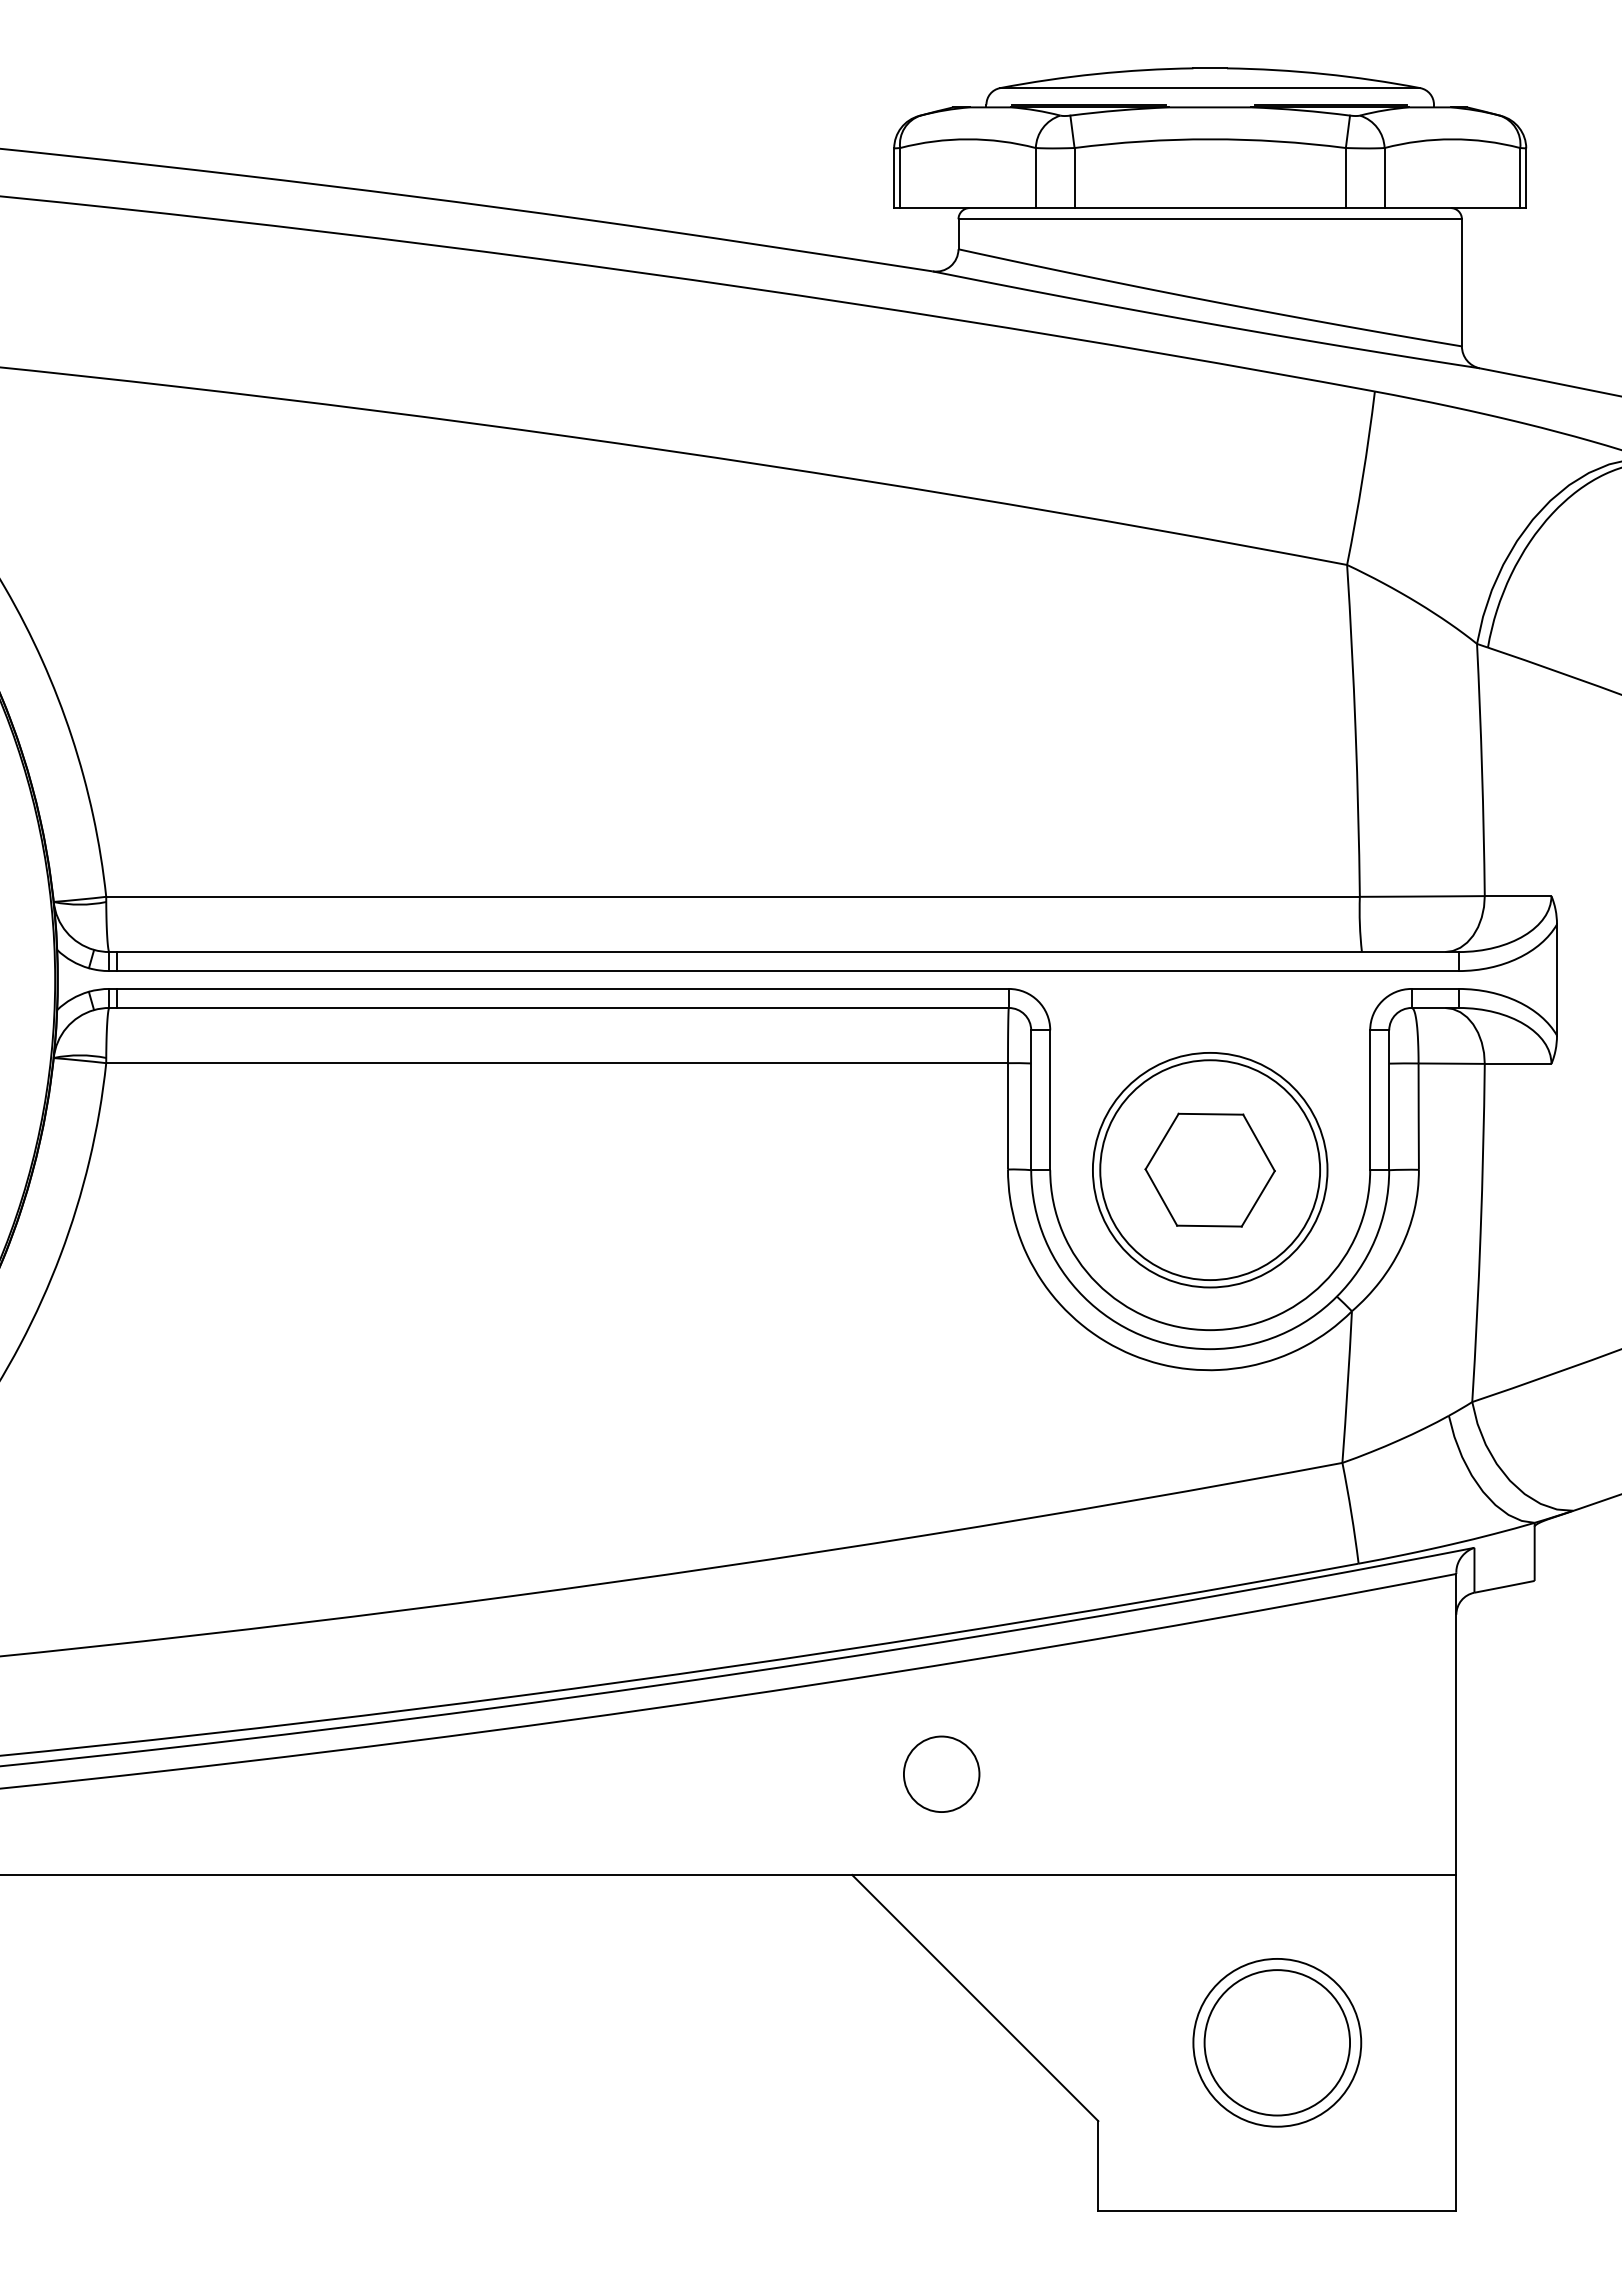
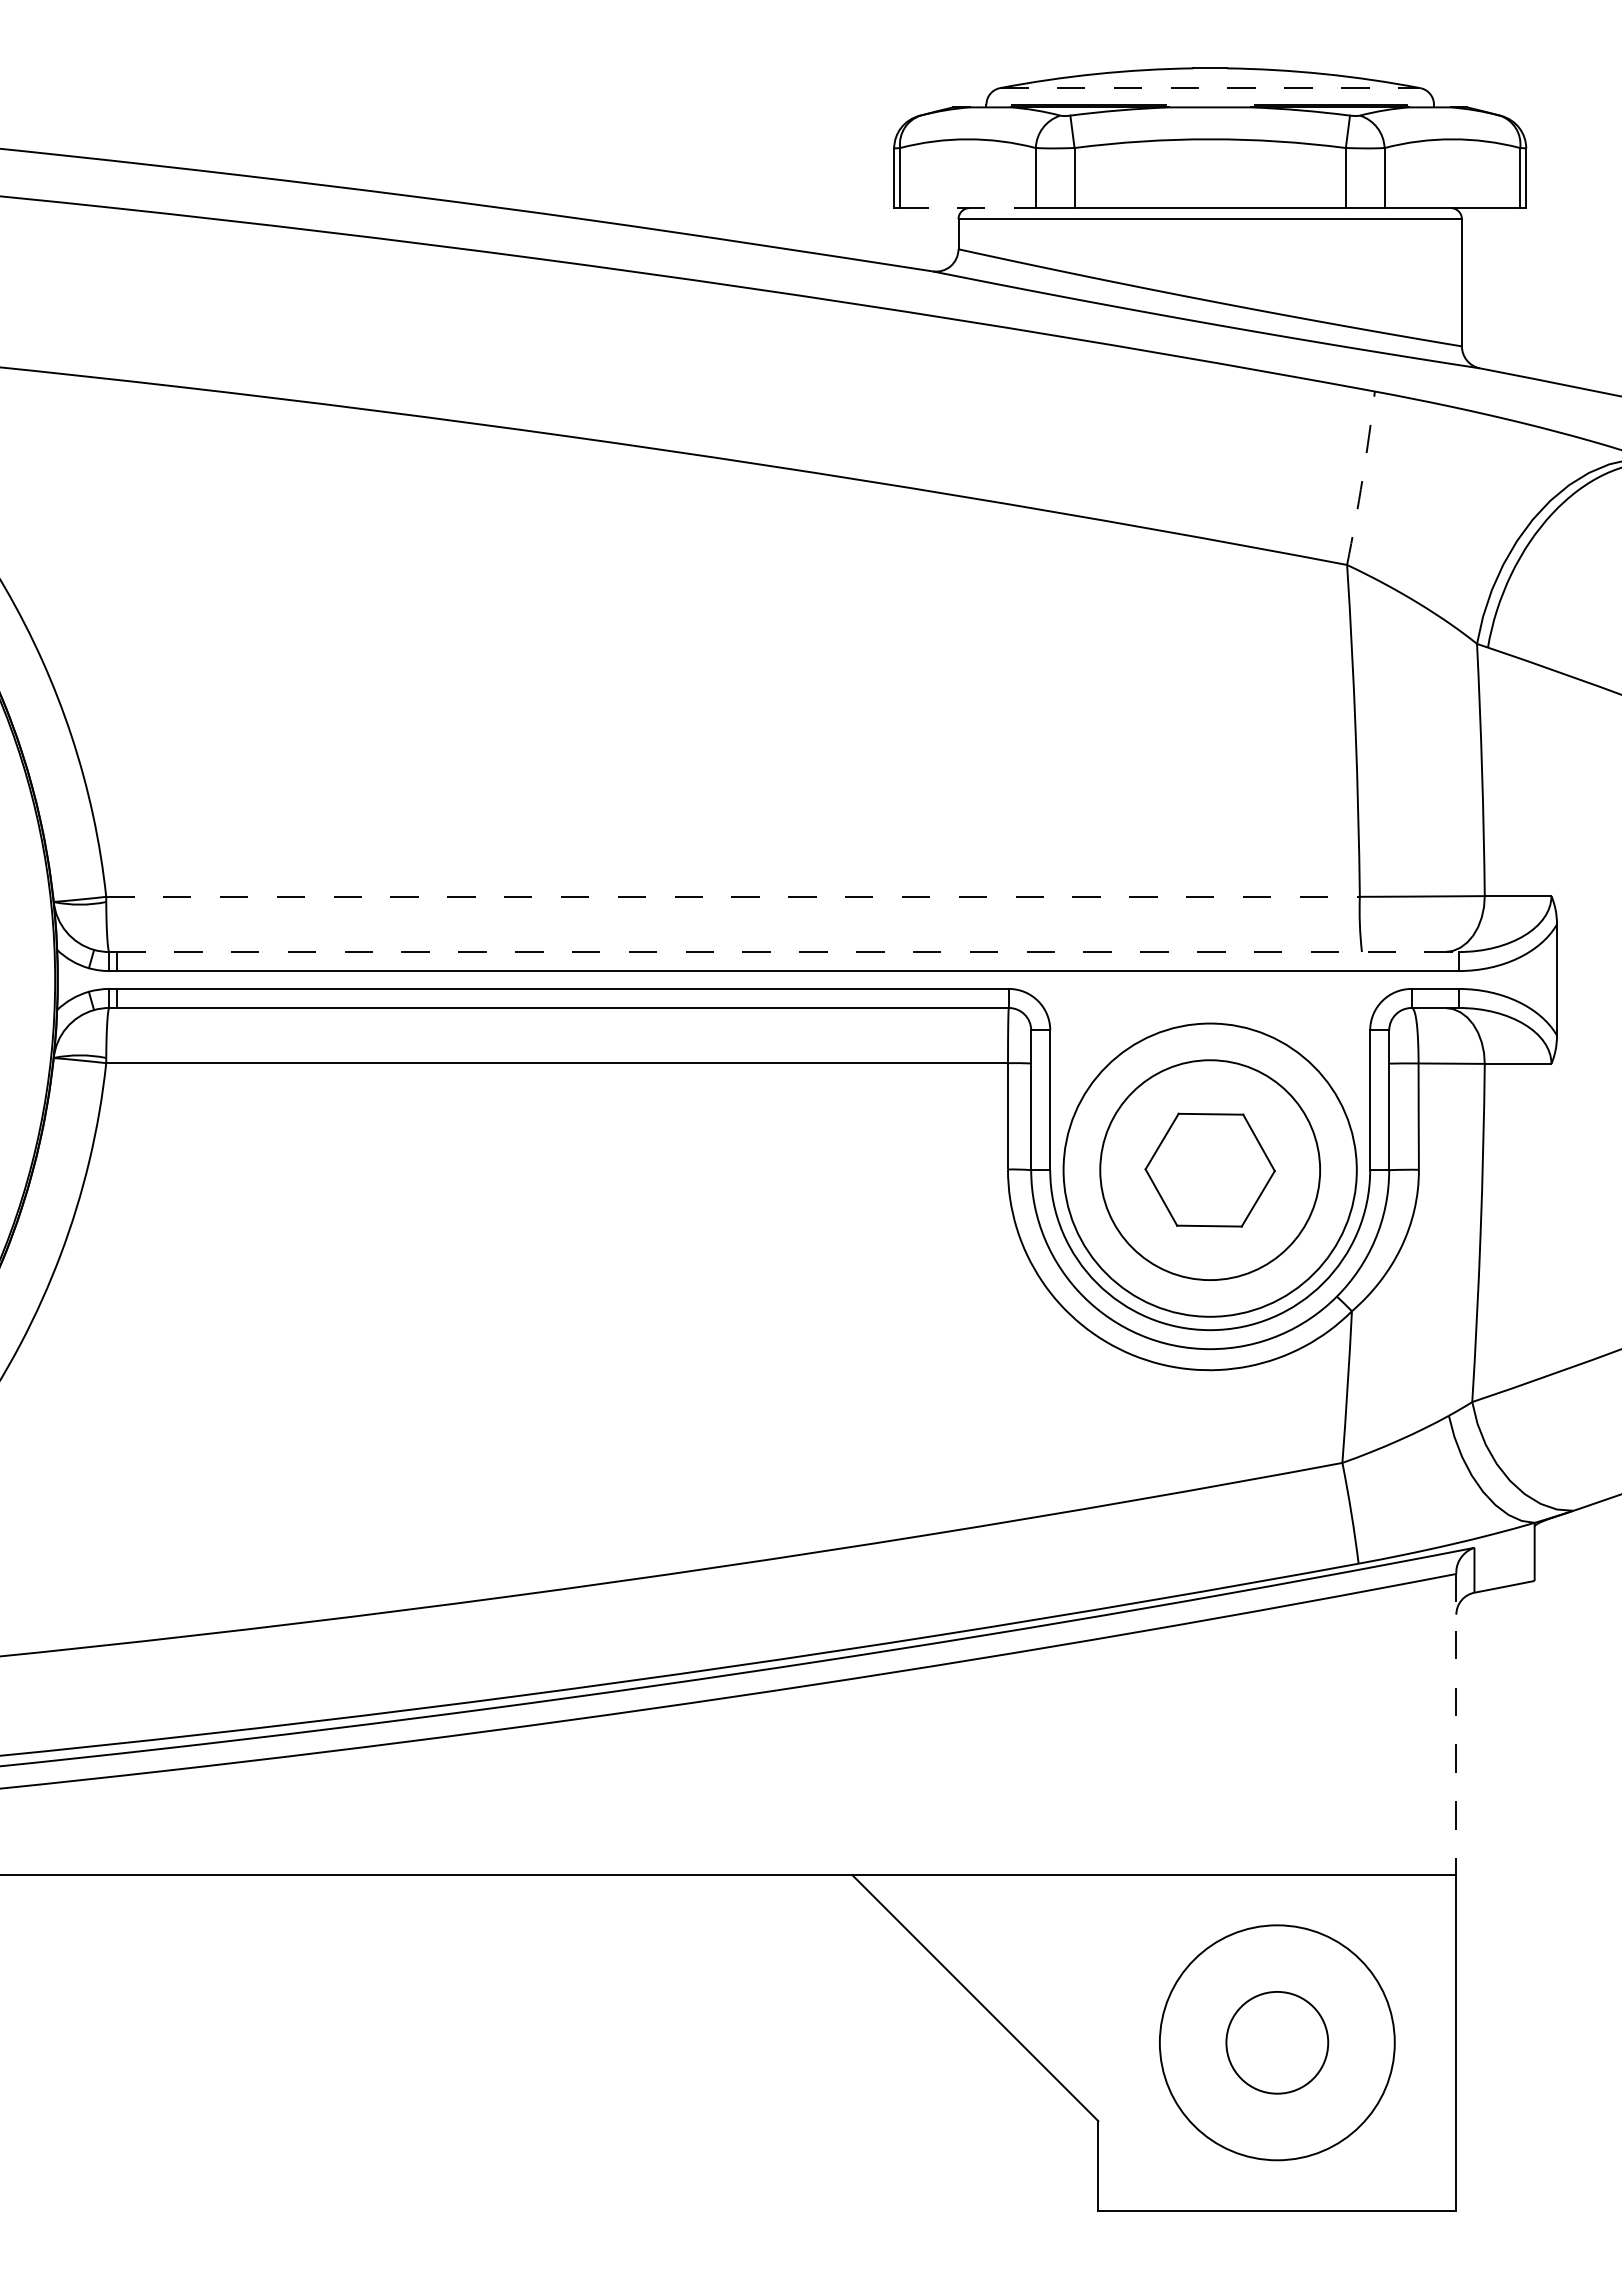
line: solid -> dashed (1210, 88)
line: solid -> dashed (968, 208)
arc: solid -> dashed (1362, 478)
line: solid -> dashed (732, 896)
line: solid -> dashed (788, 952)
circle diameter: 235 px -> 293 px (1209, 1169)
line: solid -> dashed (1456, 1724)
circle: present -> none (941, 1773)
circle diameter: 145 px -> 102 px (1277, 2042)
circle diameter: 168 px -> 235 px (1276, 2042)
